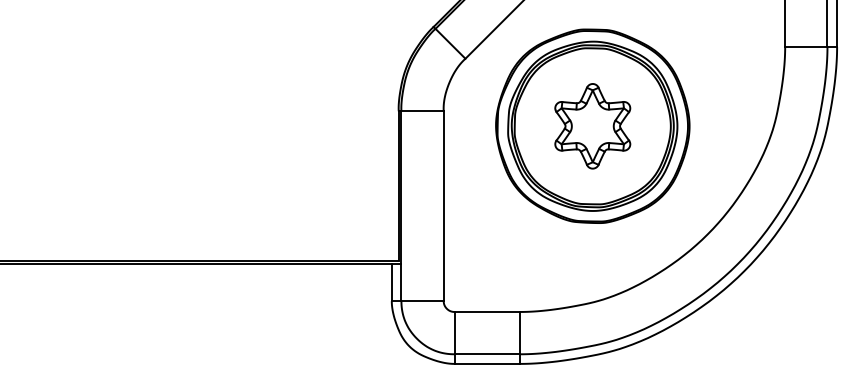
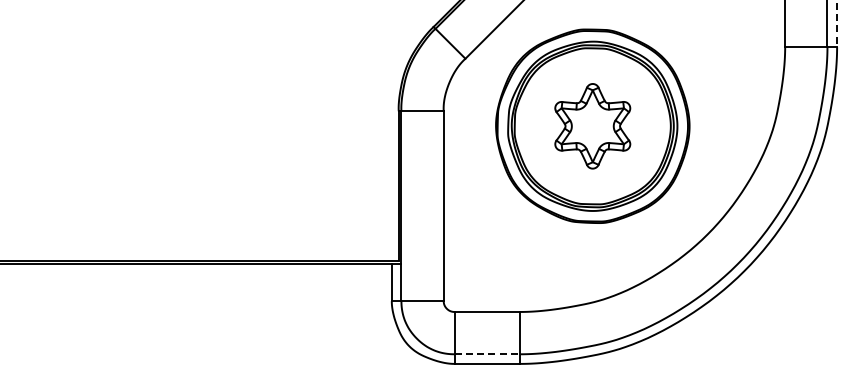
line: solid -> dashed (837, 24)
line: solid -> dashed (487, 354)
